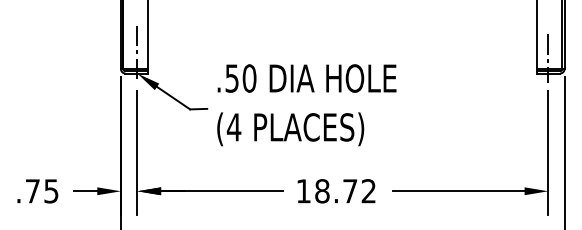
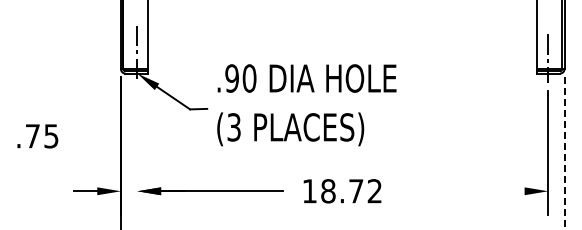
text: .50 -> .90 (231, 78)
text: (4 -> (3 (233, 127)
line: present -> none (137, 152)
line: solid -> dashed (564, 153)
text position: (37, 191) -> (37, 136) (37, 136)
text position: (336, 191) -> (342, 191) (342, 191)
line: present -> none (458, 191)
